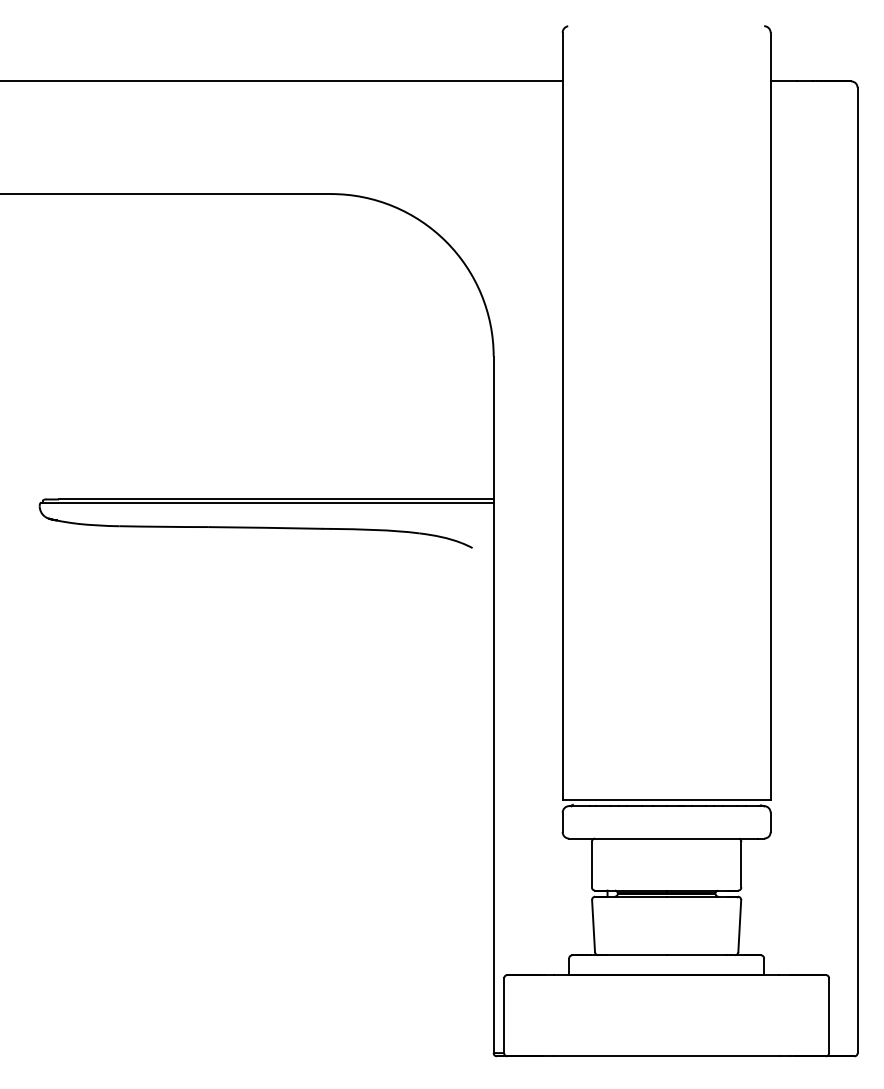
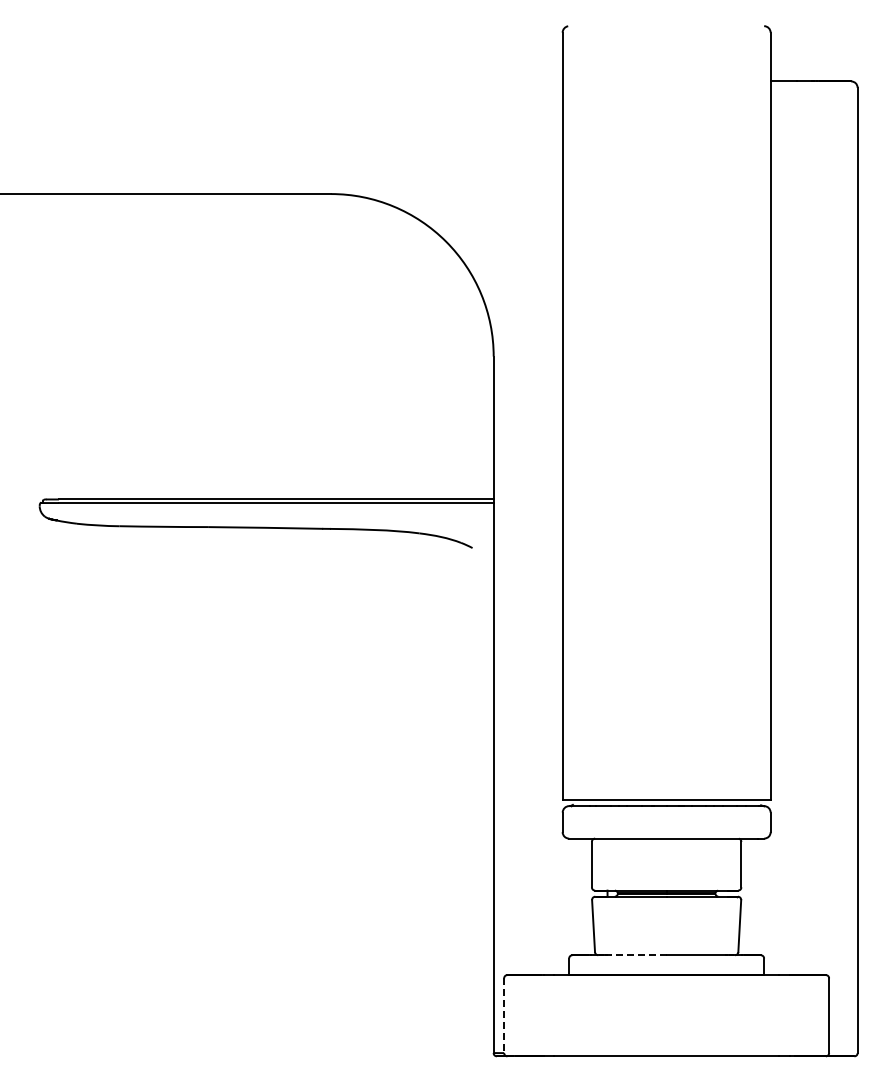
line: present -> none (282, 81)
line: solid -> dashed (636, 955)
line: solid -> dashed (504, 1016)
